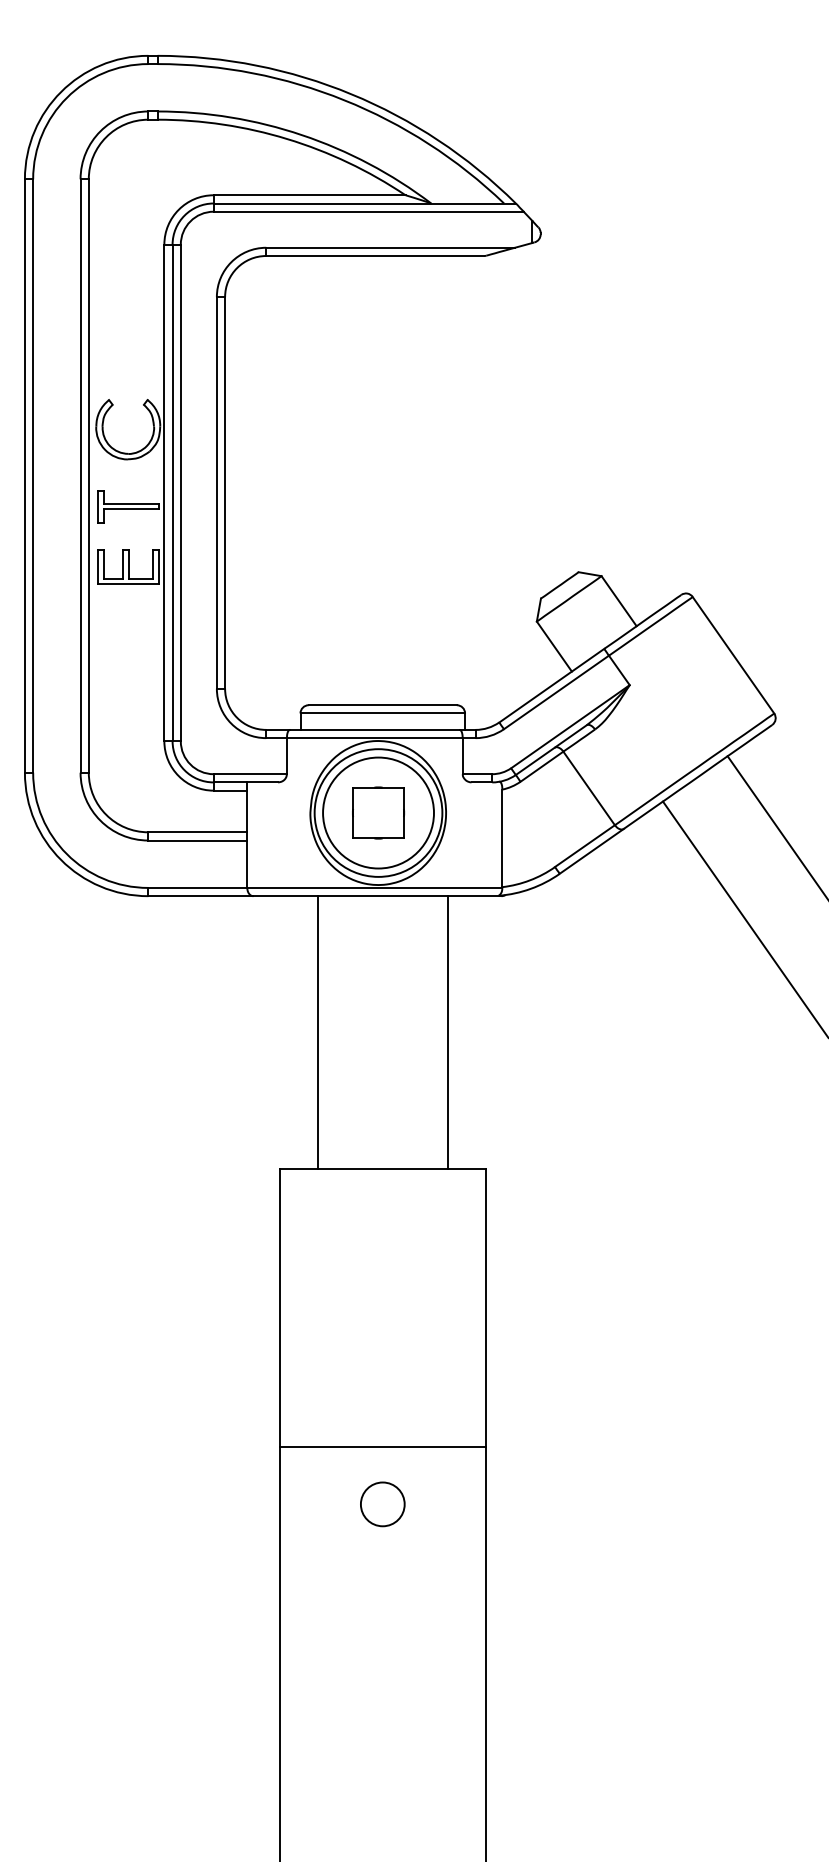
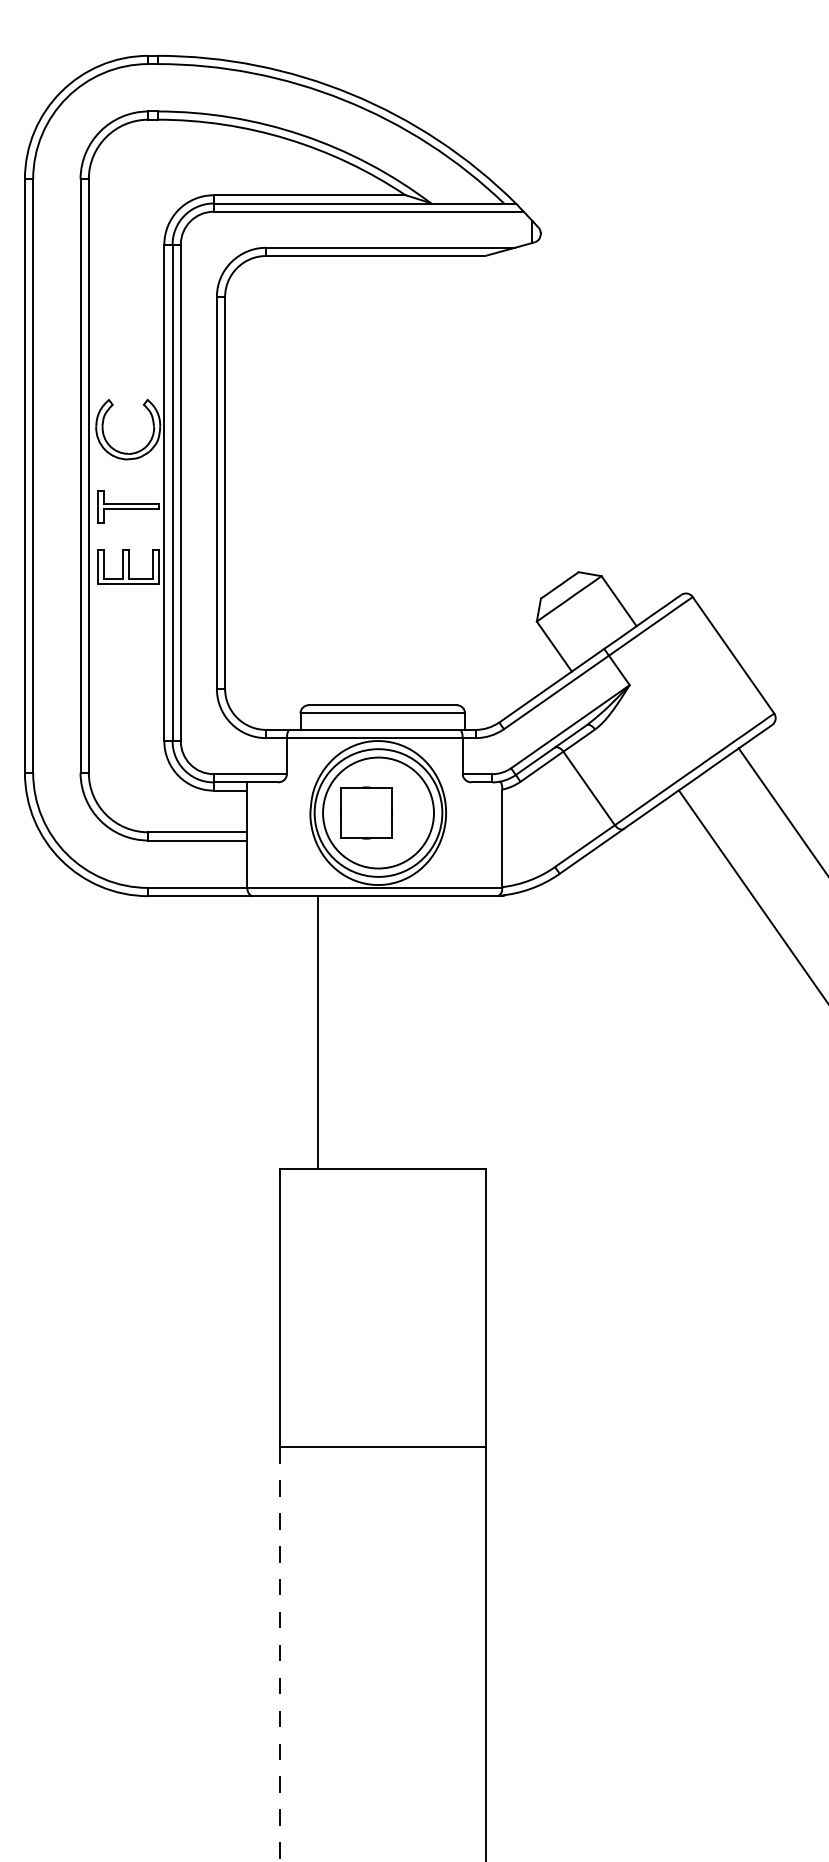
part position: (378, 812) -> (366, 812) (366, 812)
line position: (776, 826) -> (781, 810) (781, 810)
line position: (743, 917) -> (751, 894) (751, 894)
line: present -> none (447, 1032)
circle: present -> none (382, 1504)
line: solid -> dashed (279, 1654)
